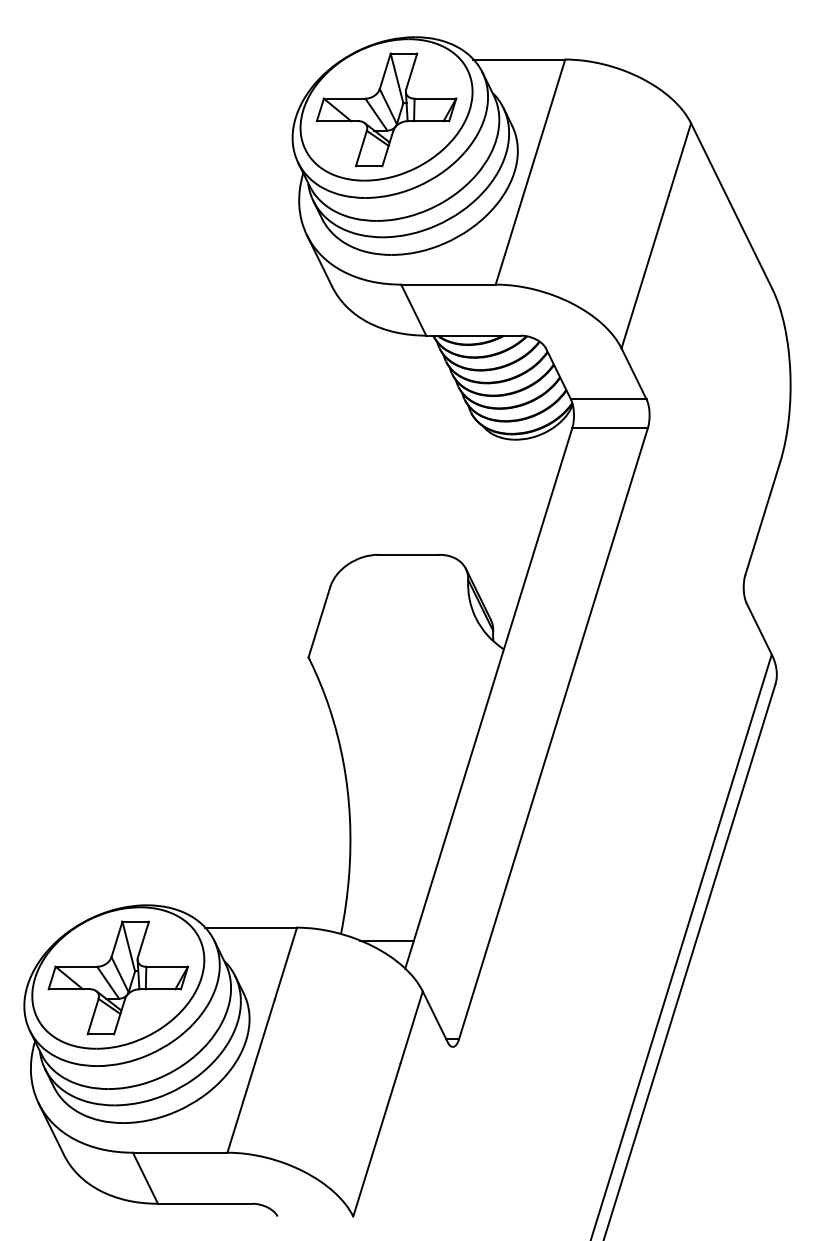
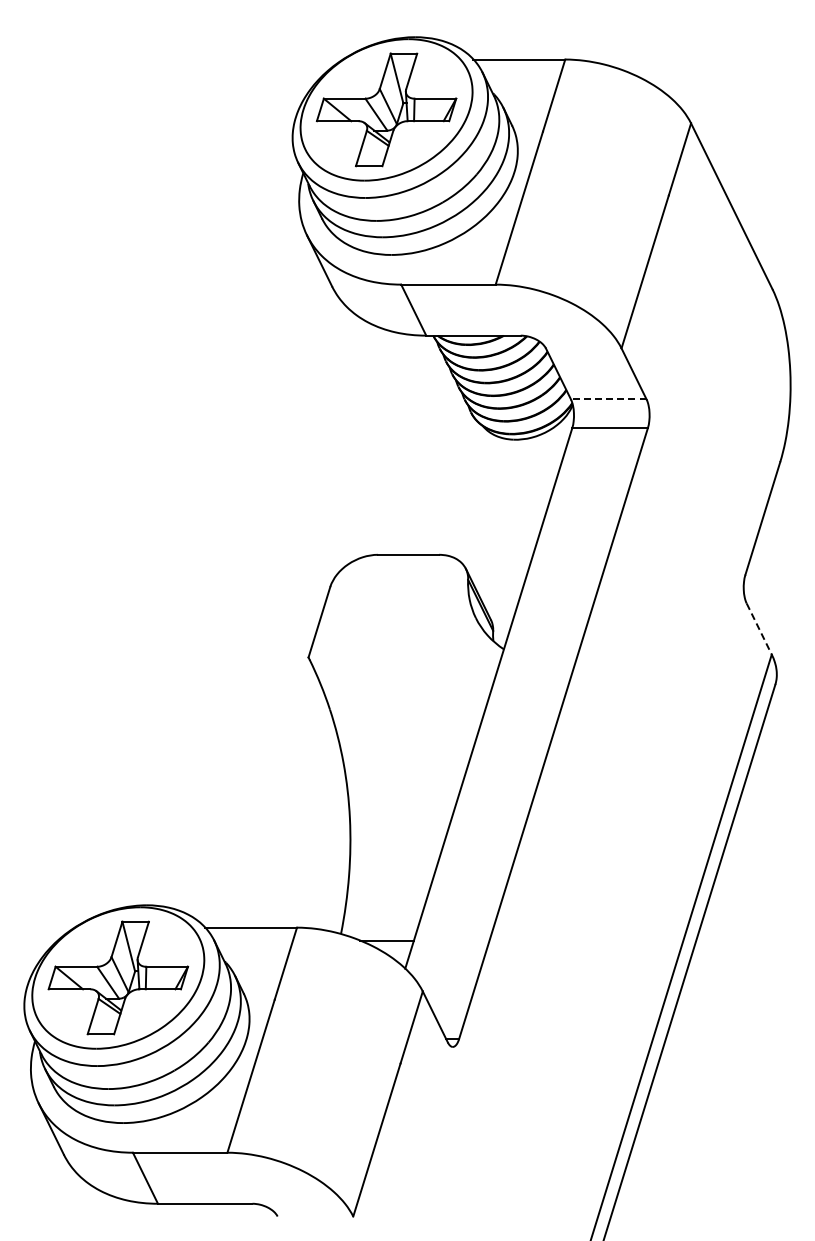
line: solid -> dashed (608, 399)
line: solid -> dashed (759, 629)
